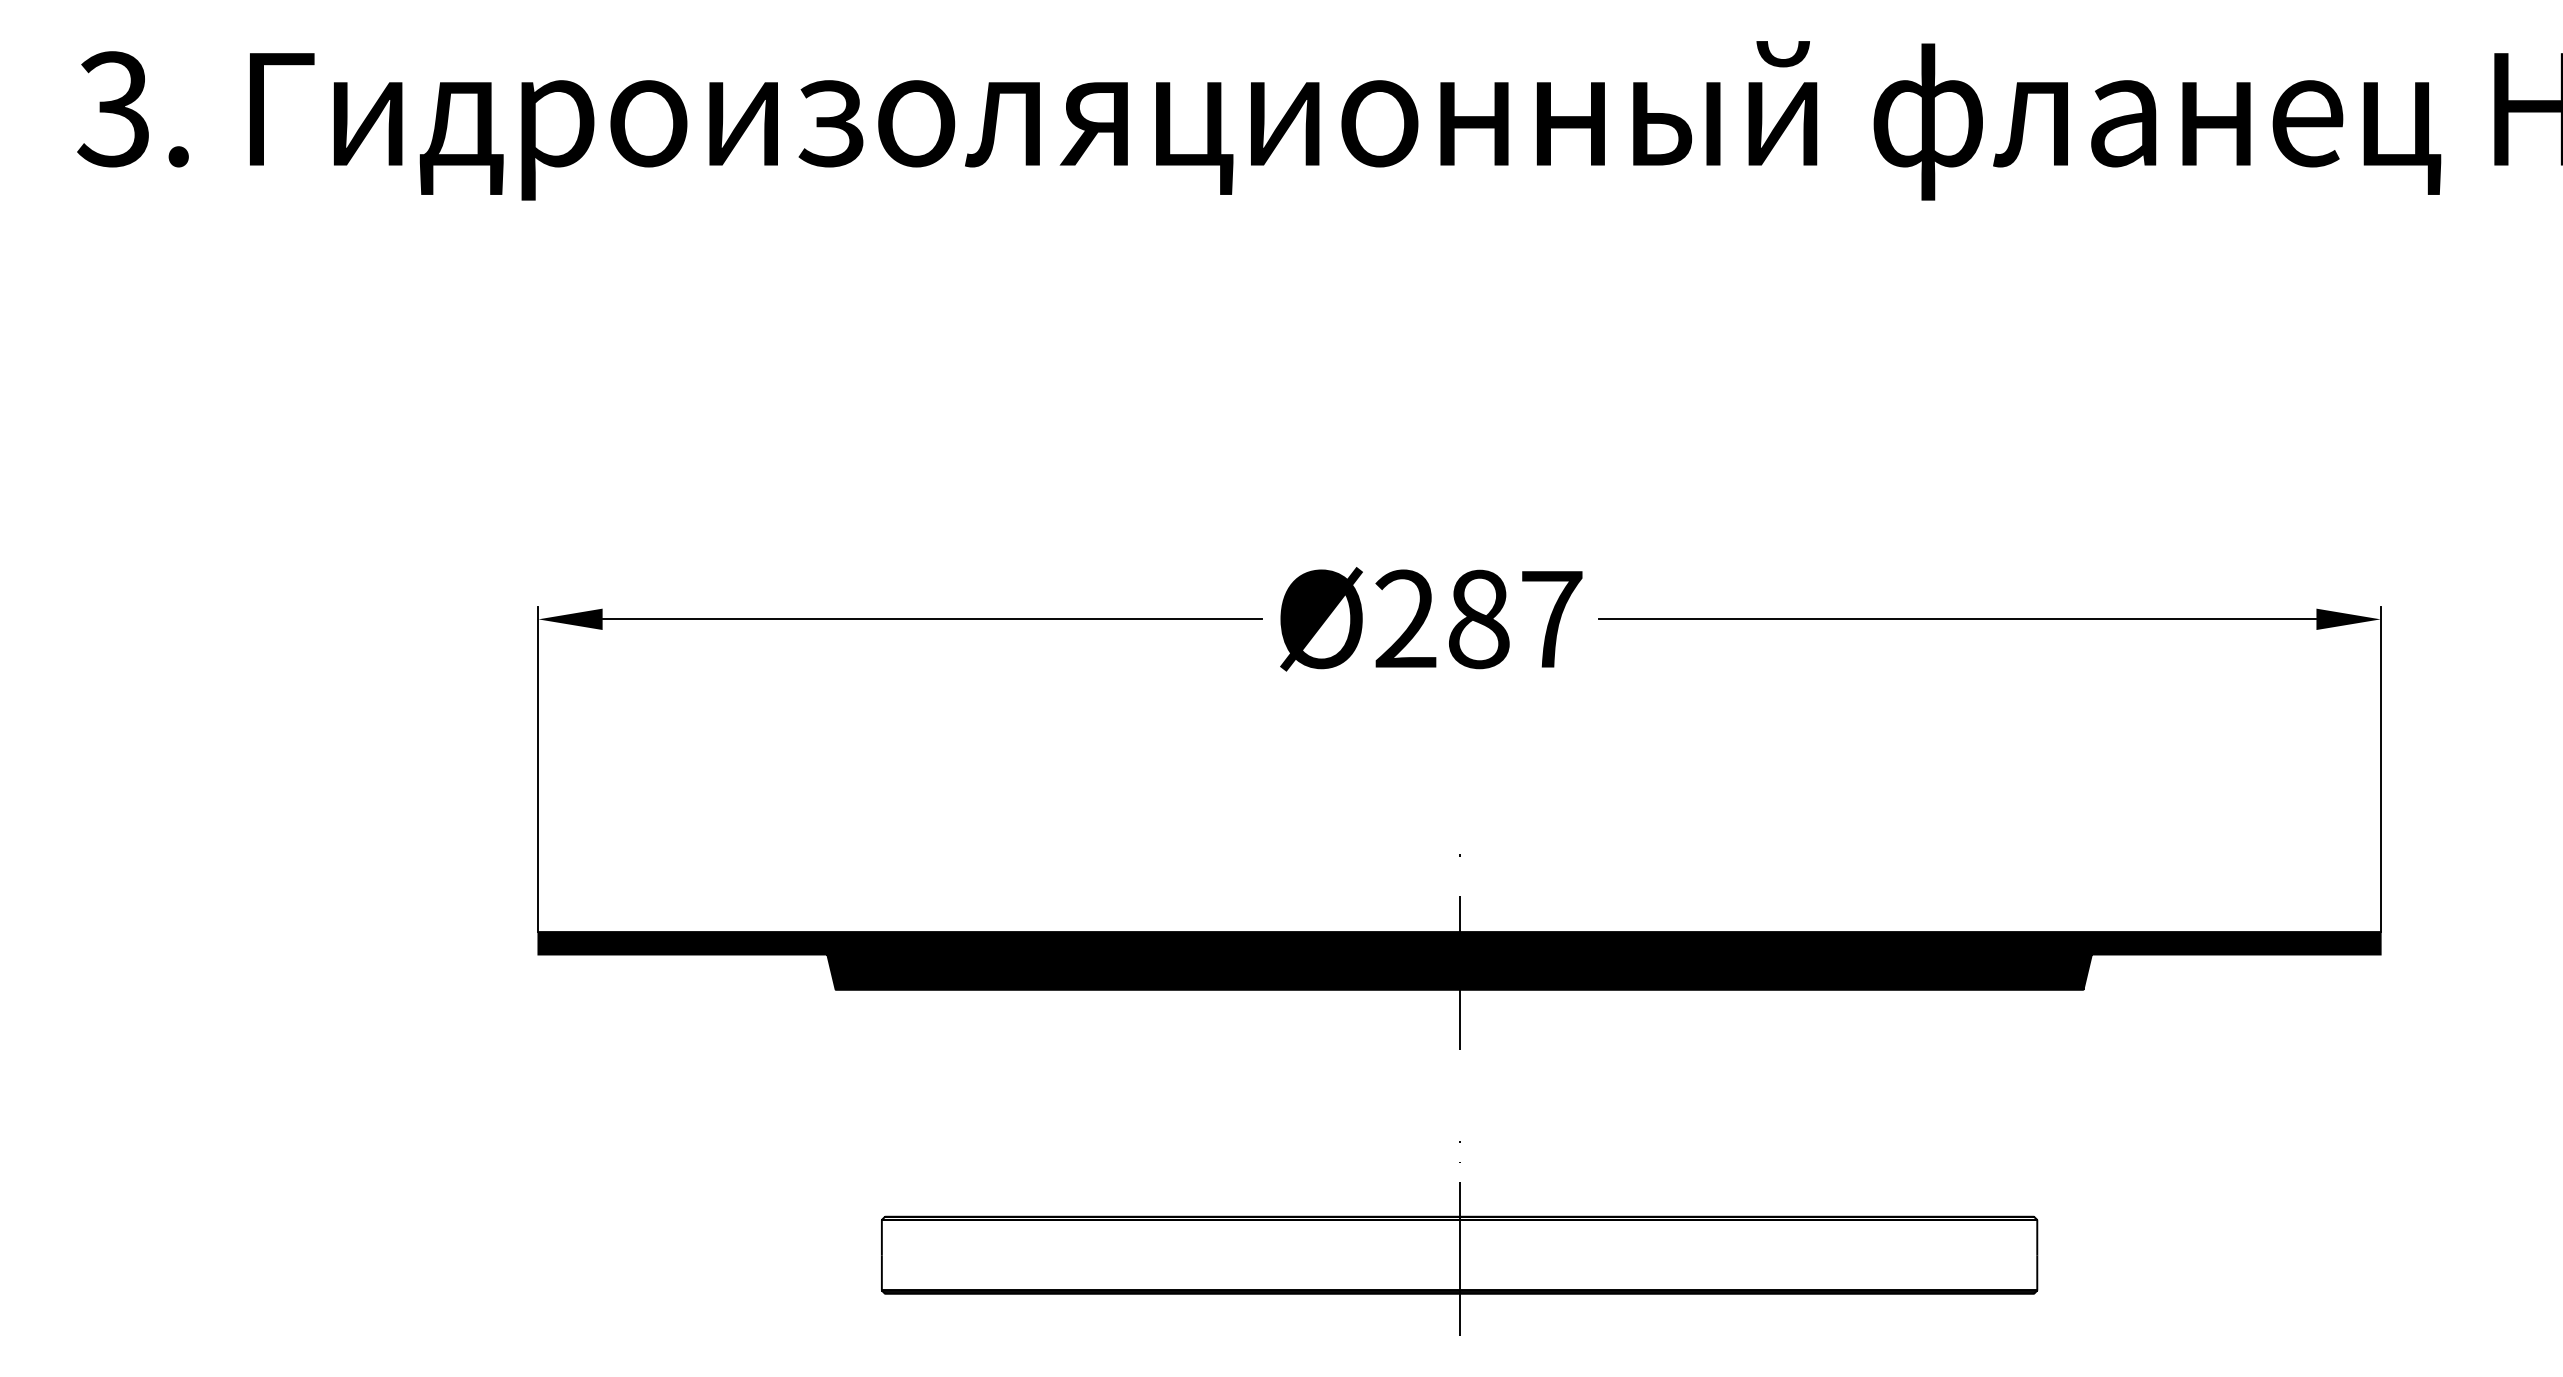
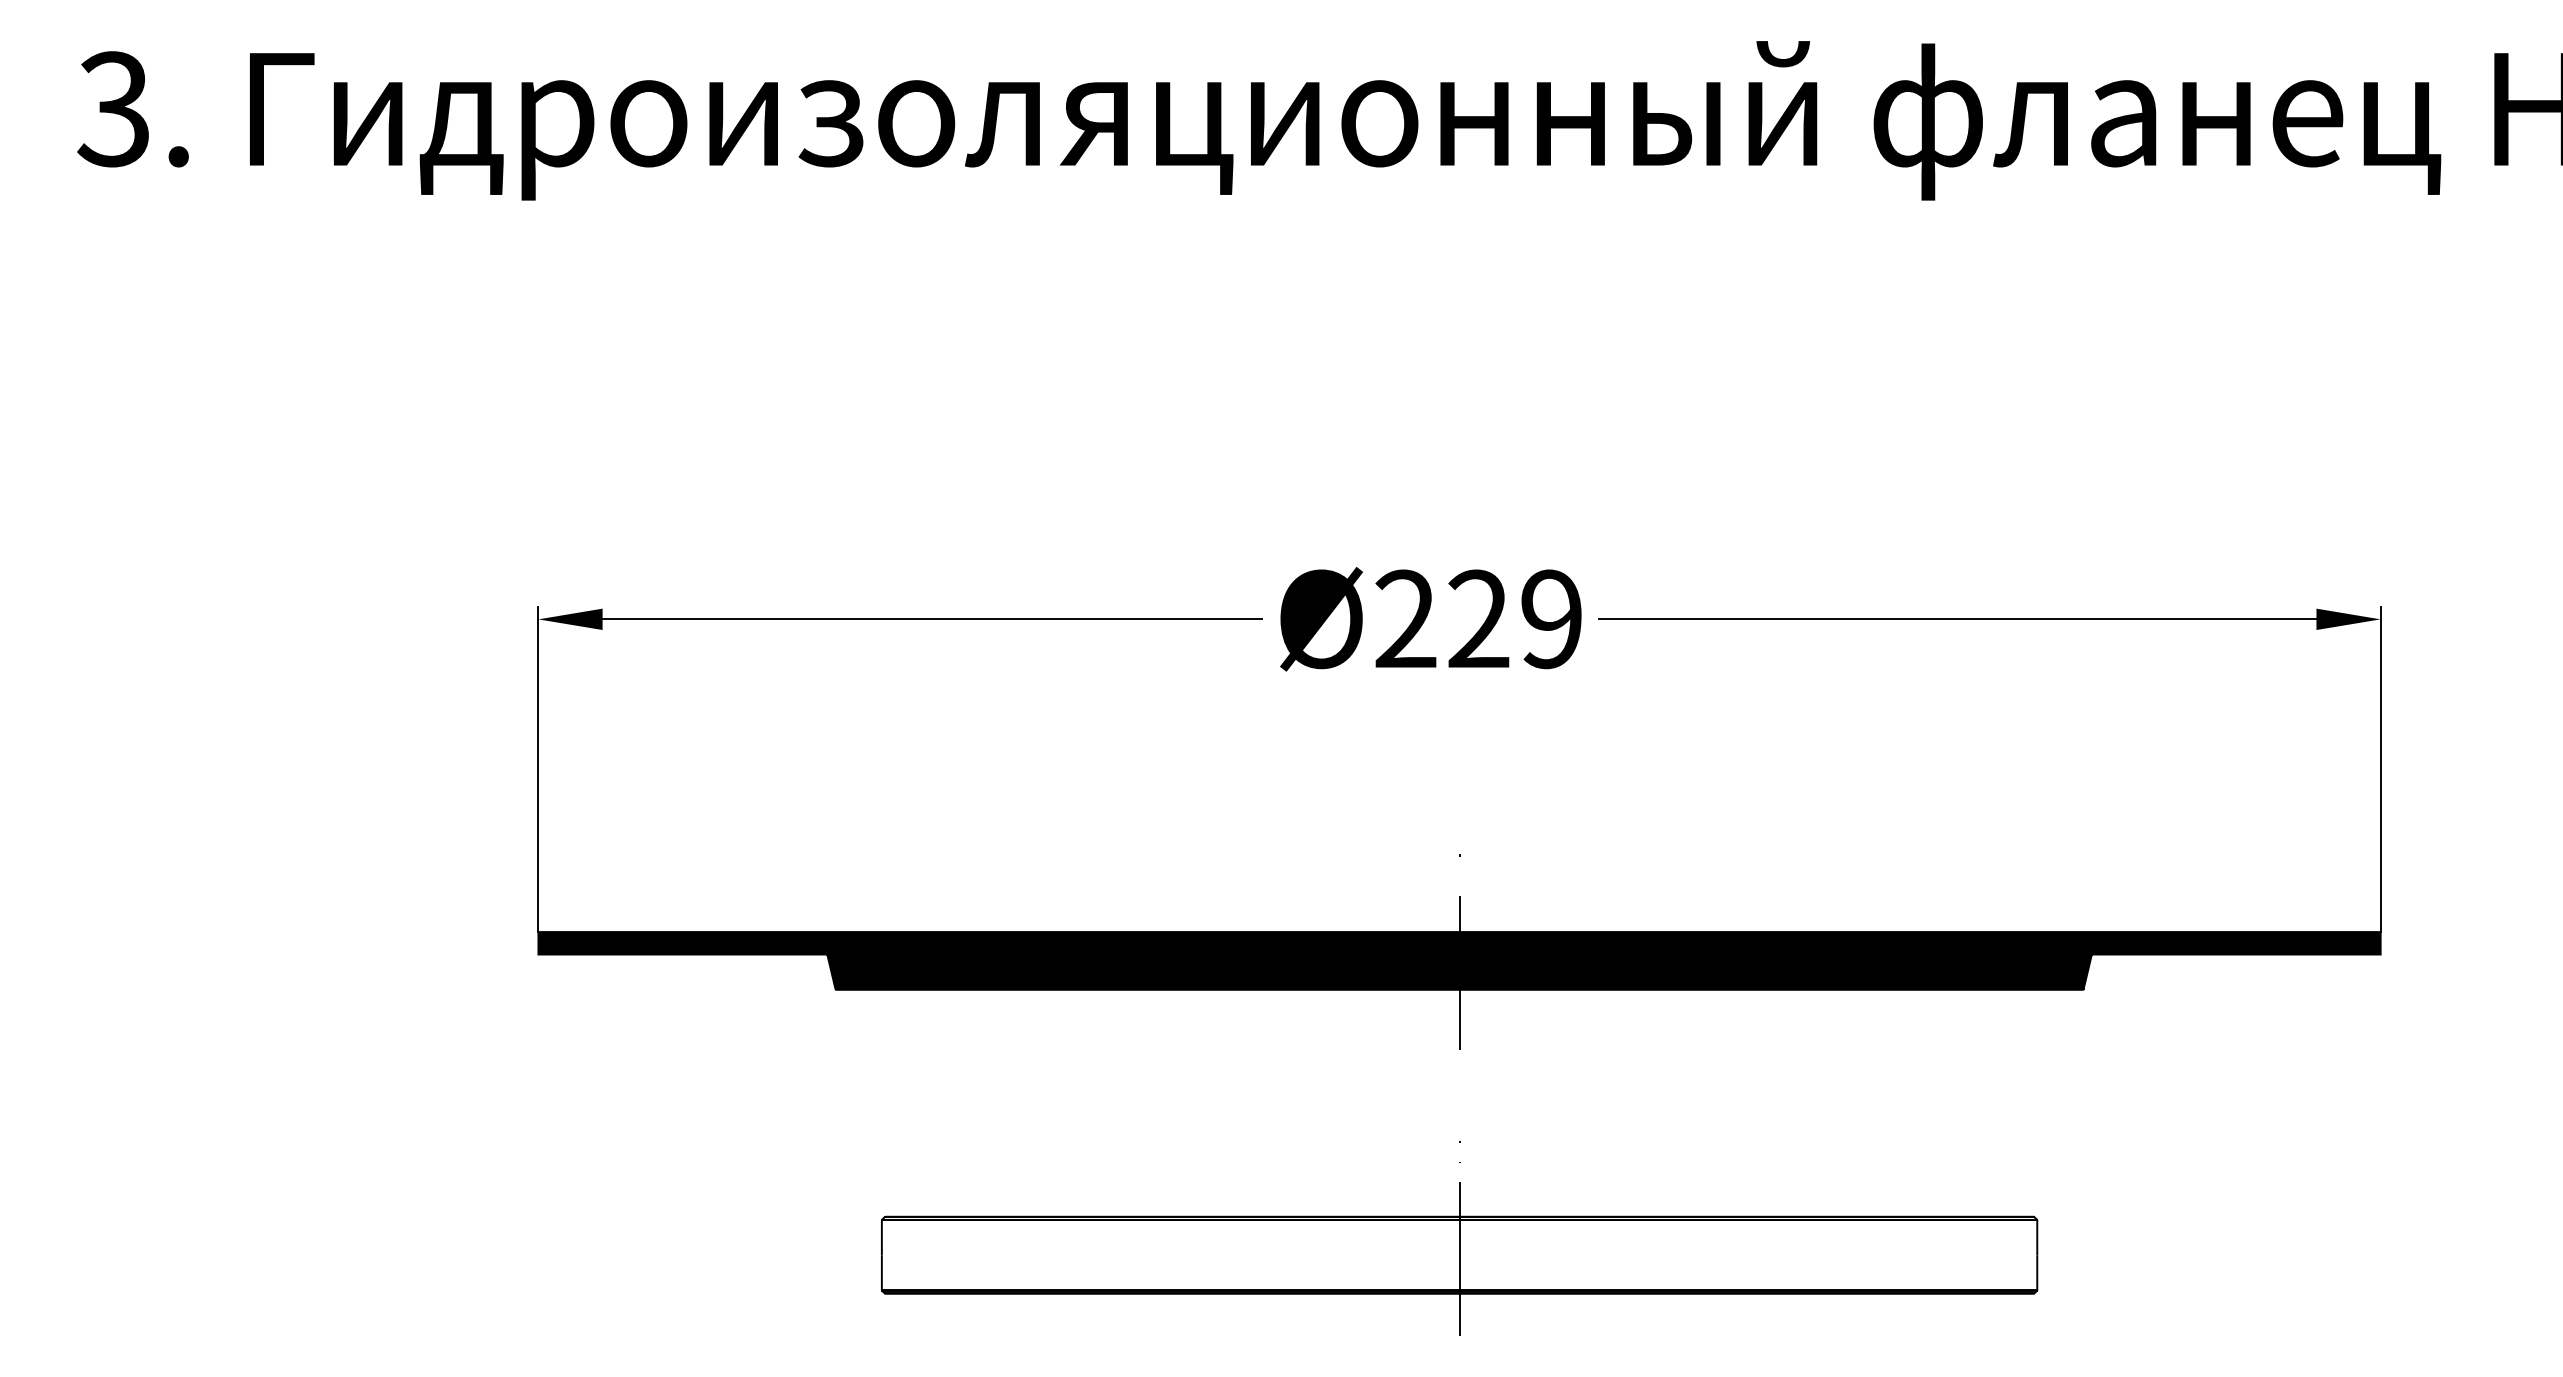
text: Ø287 -> Ø229 (1515, 619)
